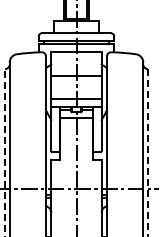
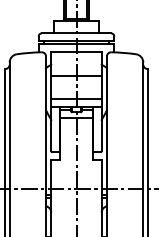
line: dashed -> solid (4, 152)
line: dashed -> solid (148, 152)
